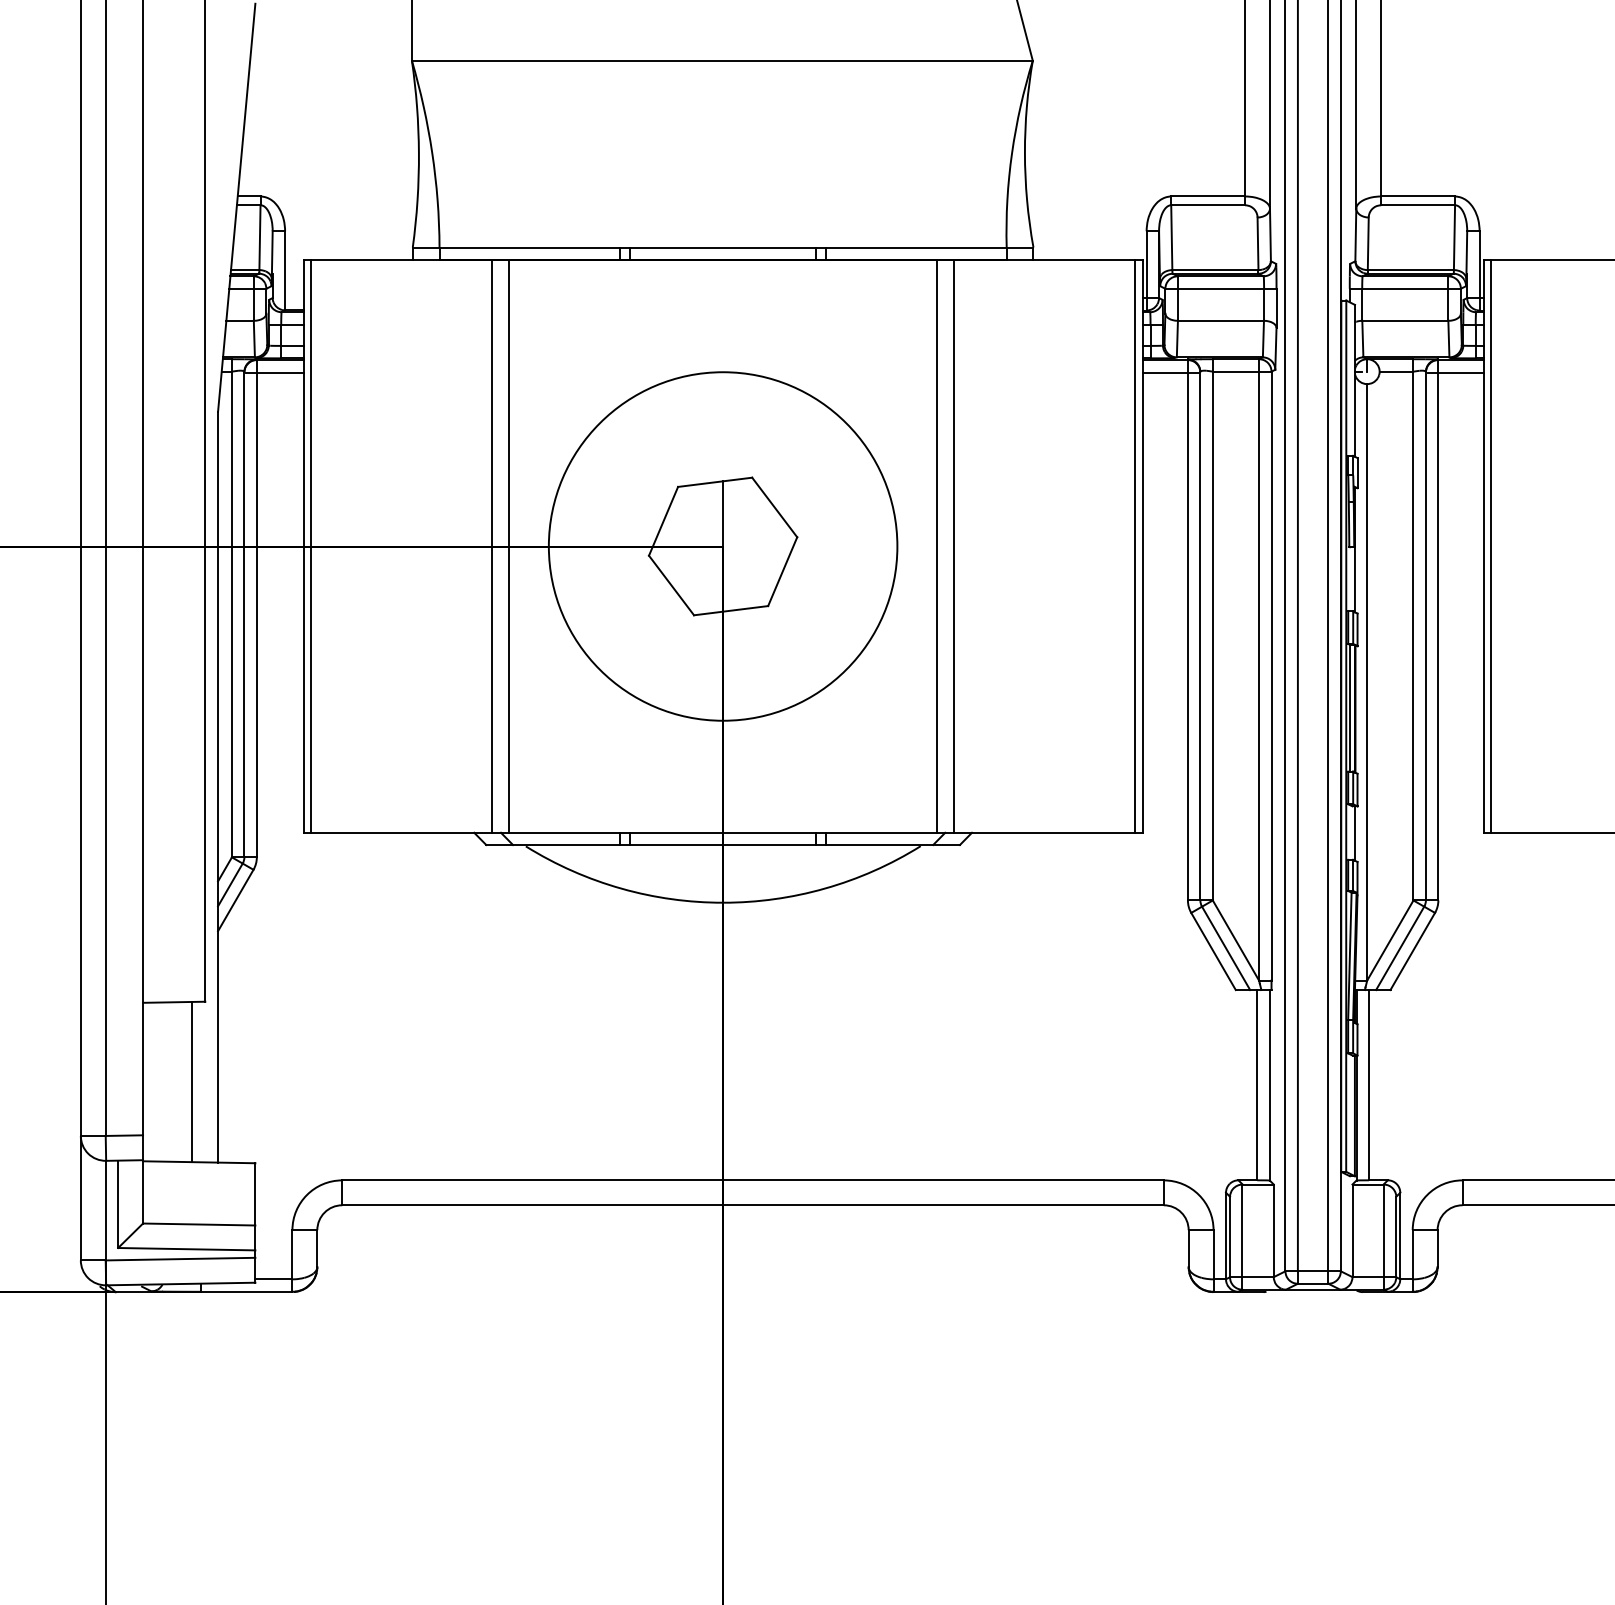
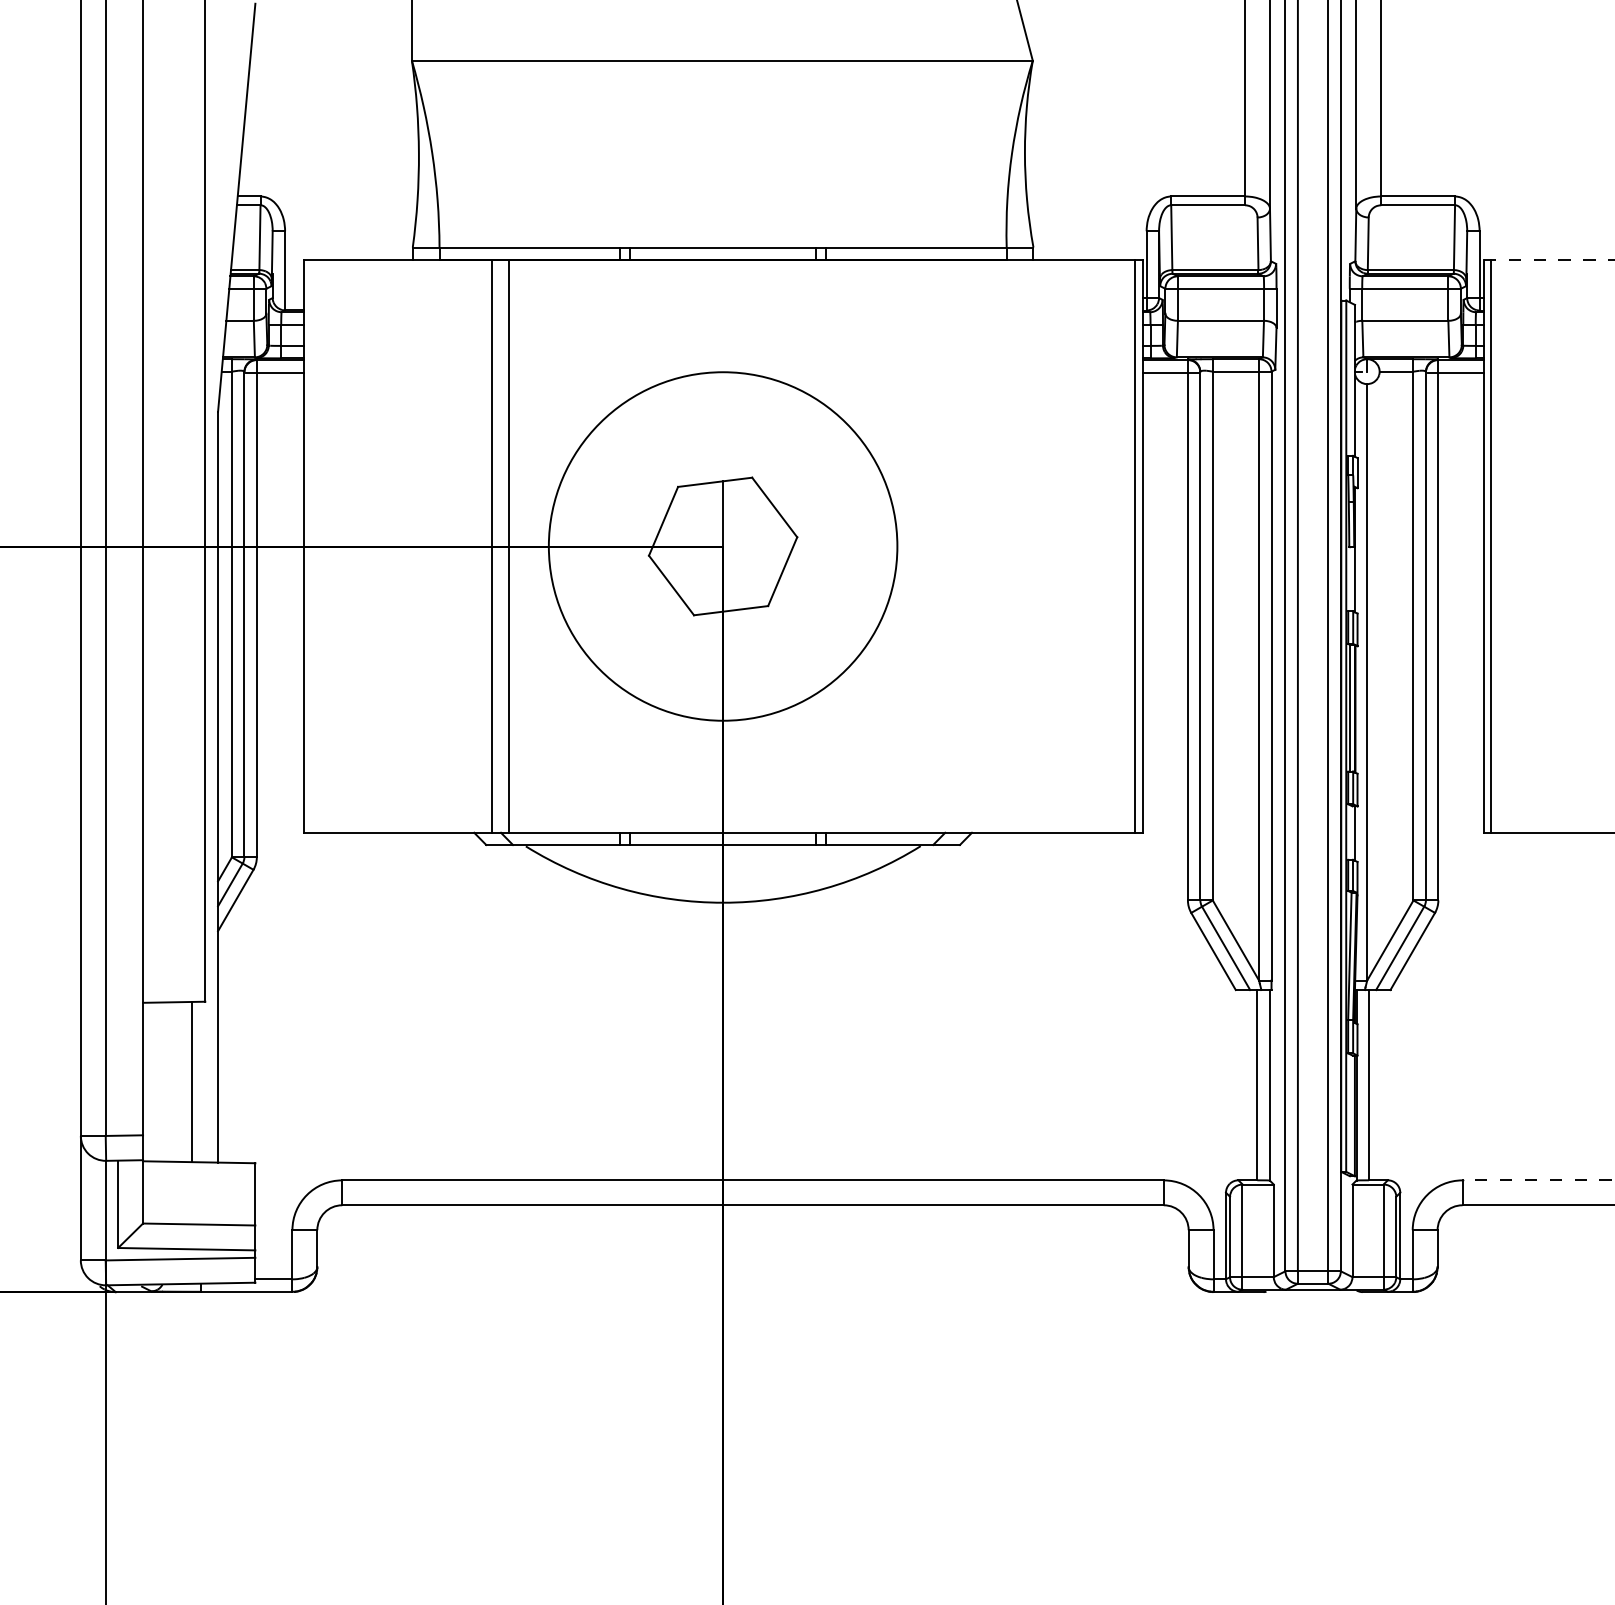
line: solid -> dashed (1549, 260)
line: present -> none (310, 546)
line: present -> none (936, 546)
line: present -> none (954, 546)
line: solid -> dashed (1538, 1180)
